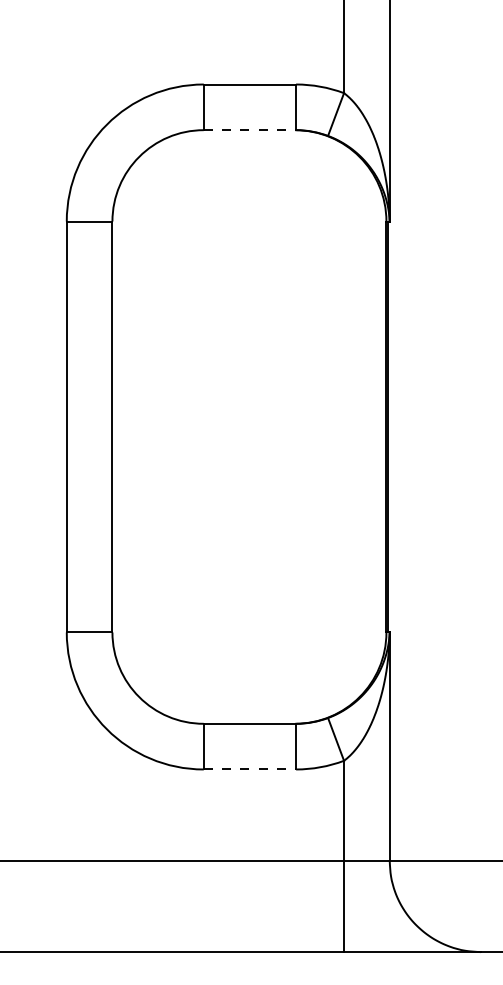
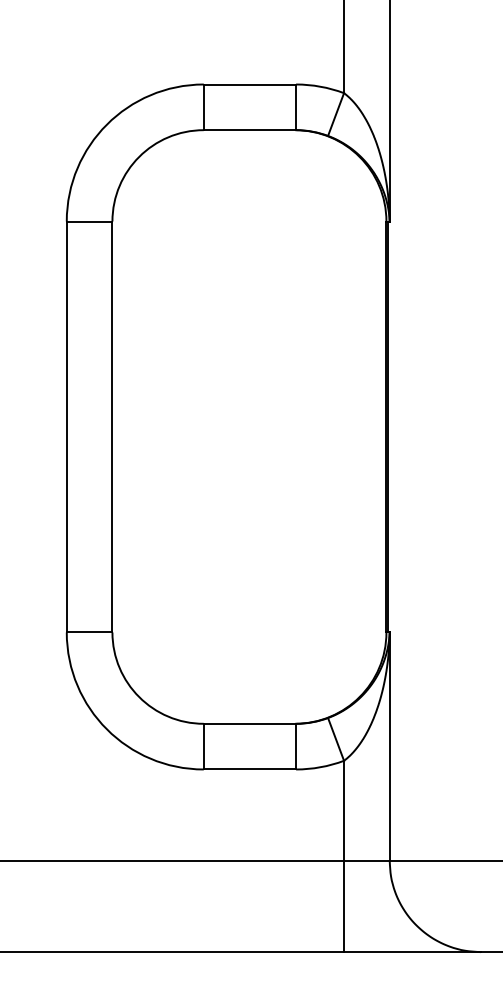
line: dashed -> solid (250, 130)
line: dashed -> solid (250, 769)
